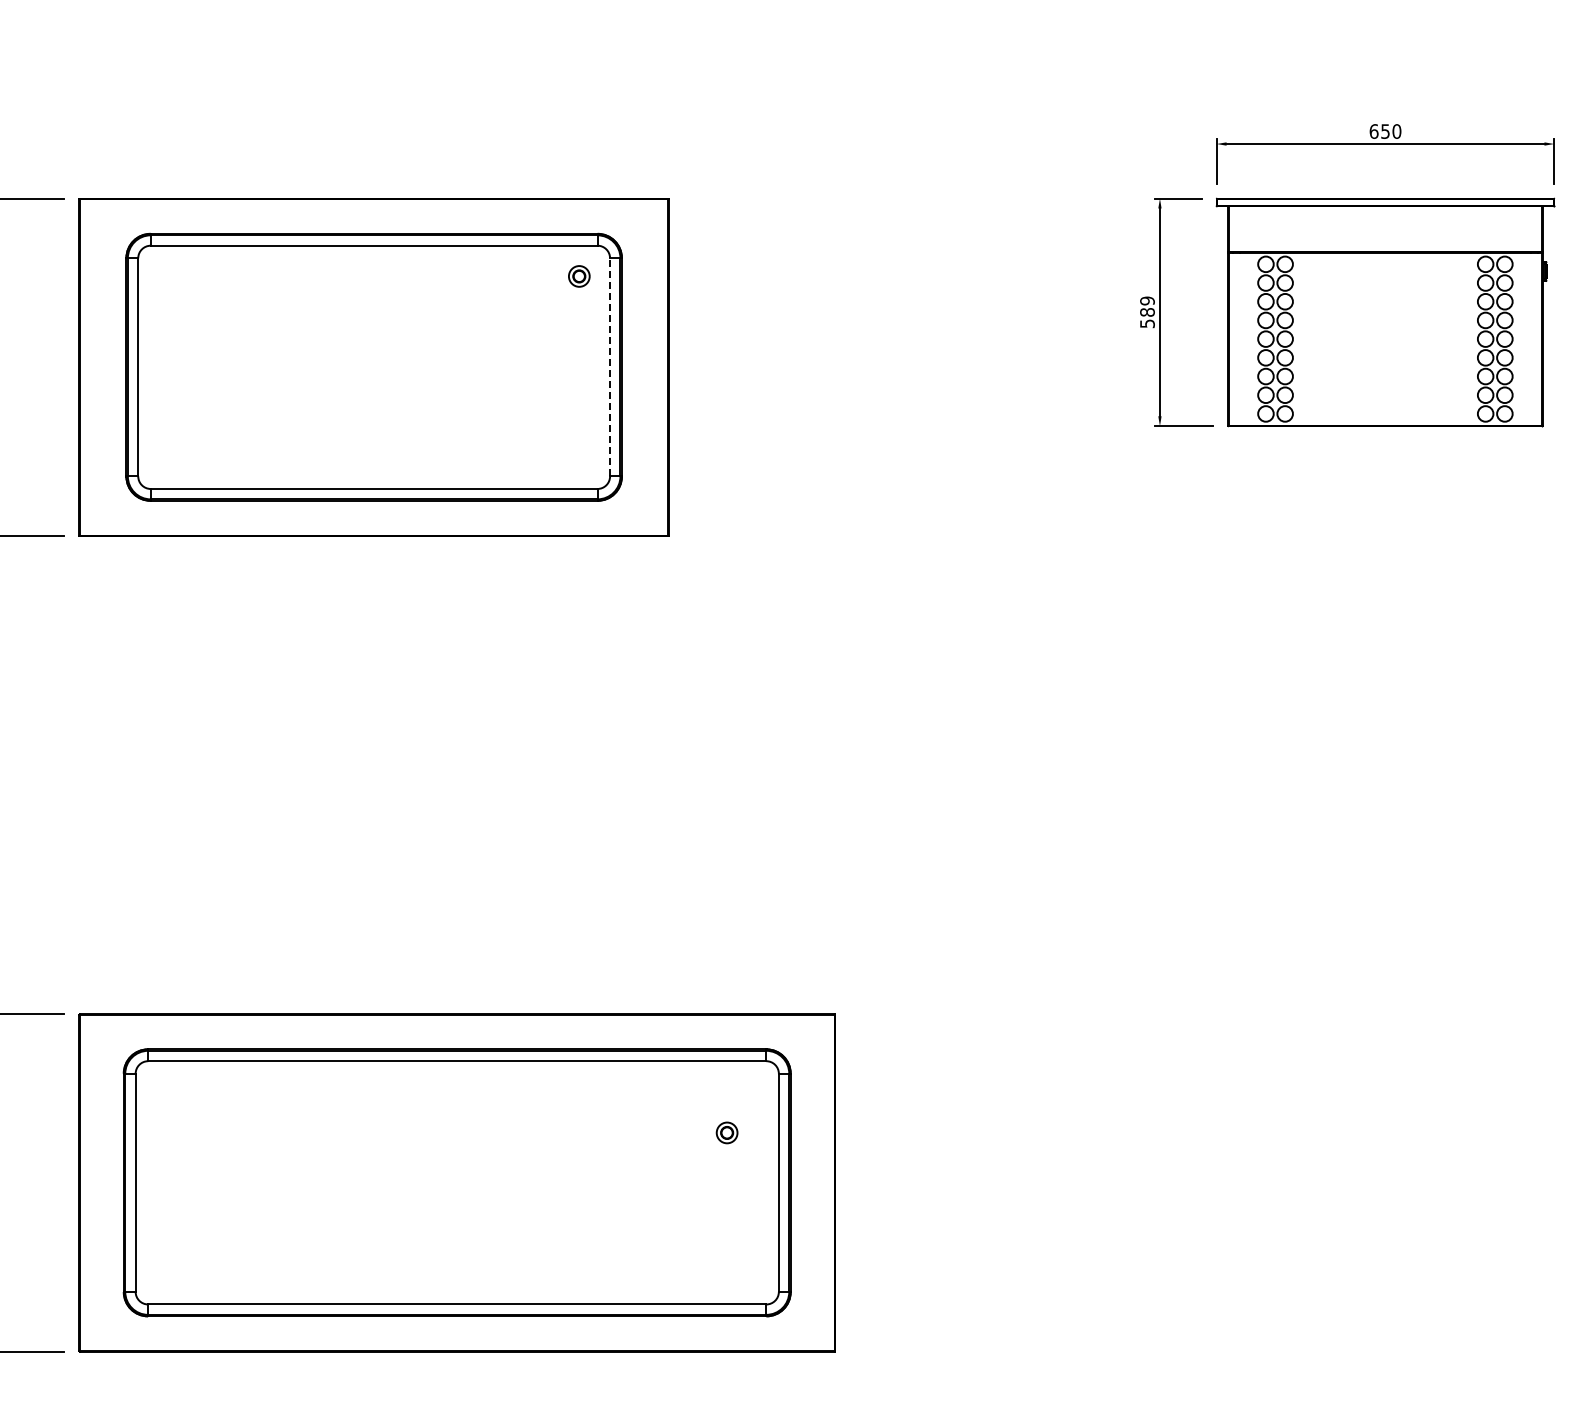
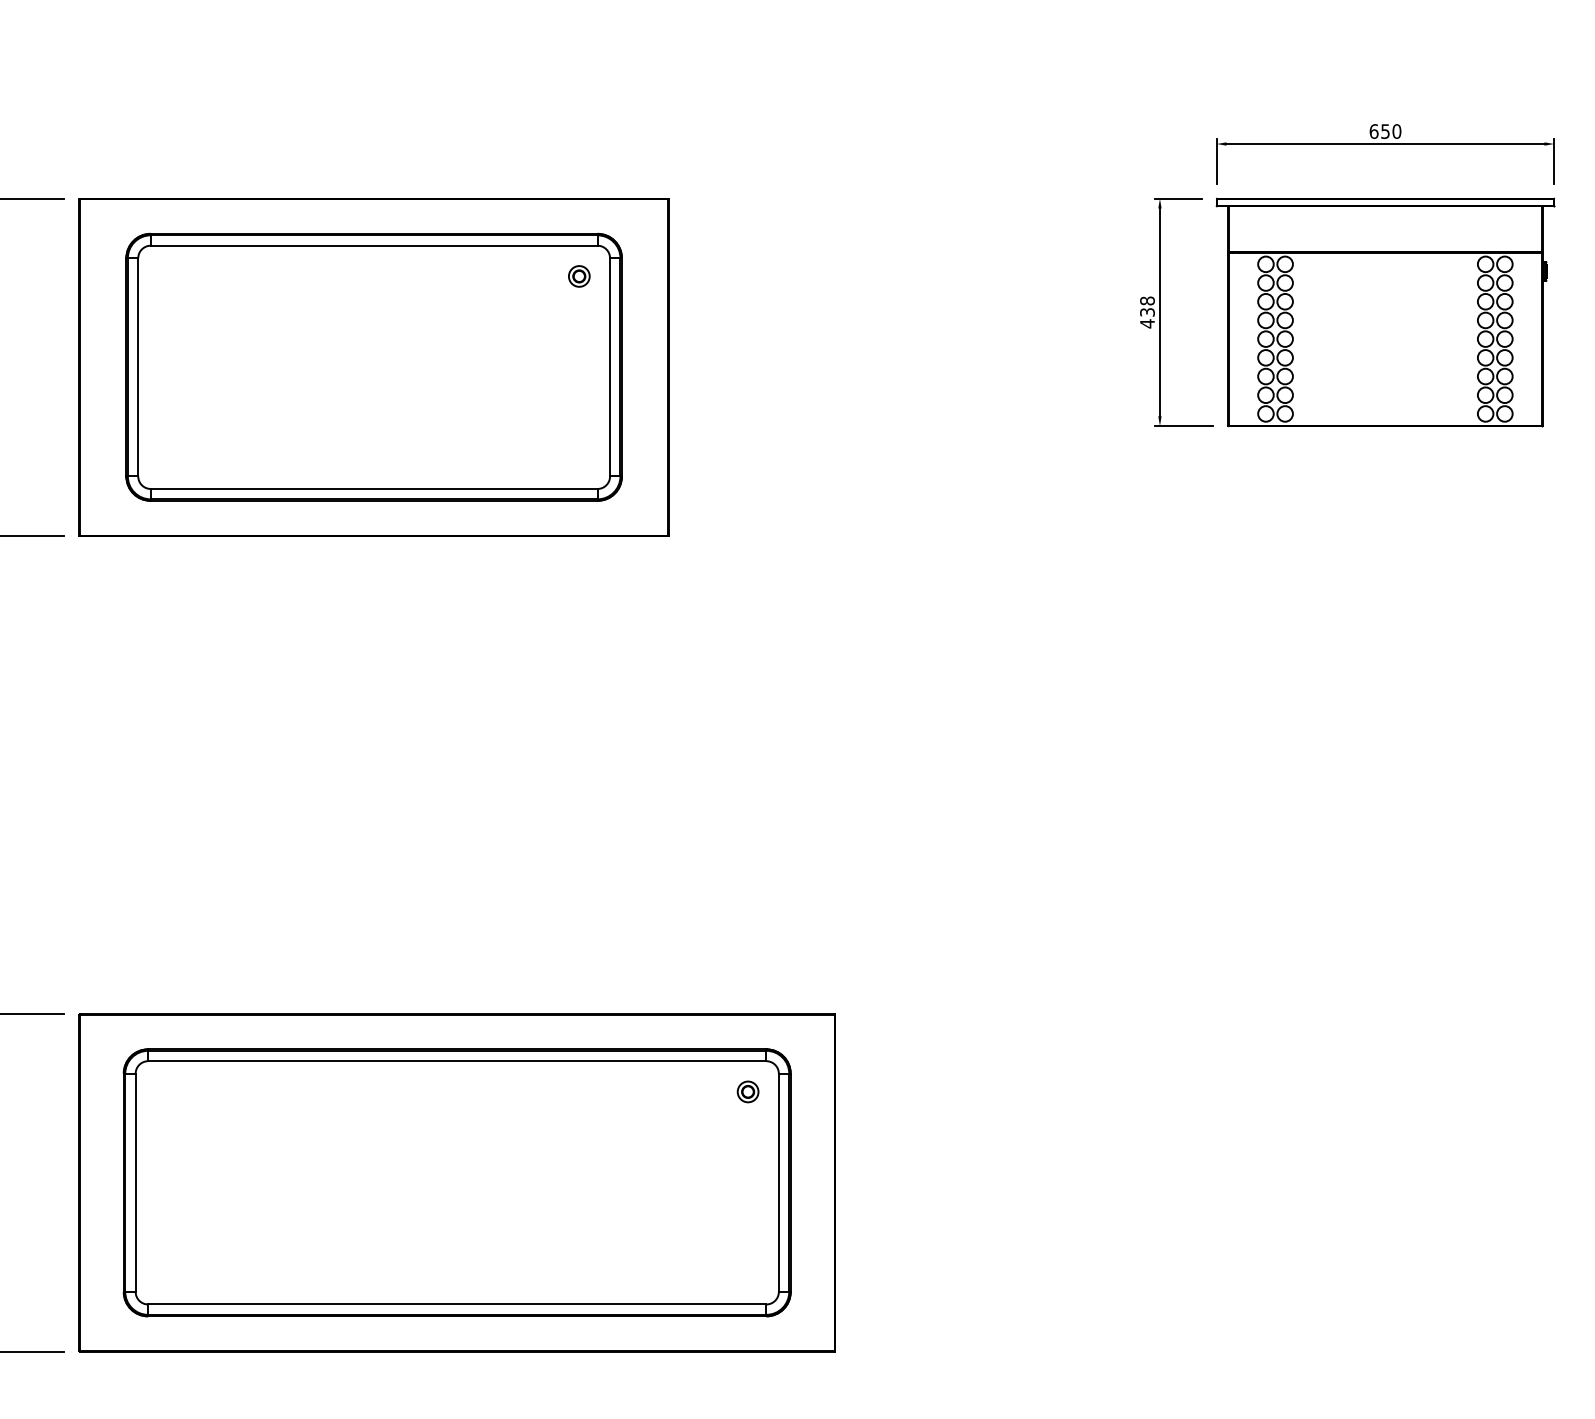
text: 589 -> 438 (1147, 312)
line: dashed -> solid (610, 366)
part position: (726, 1132) -> (747, 1091) (747, 1091)
